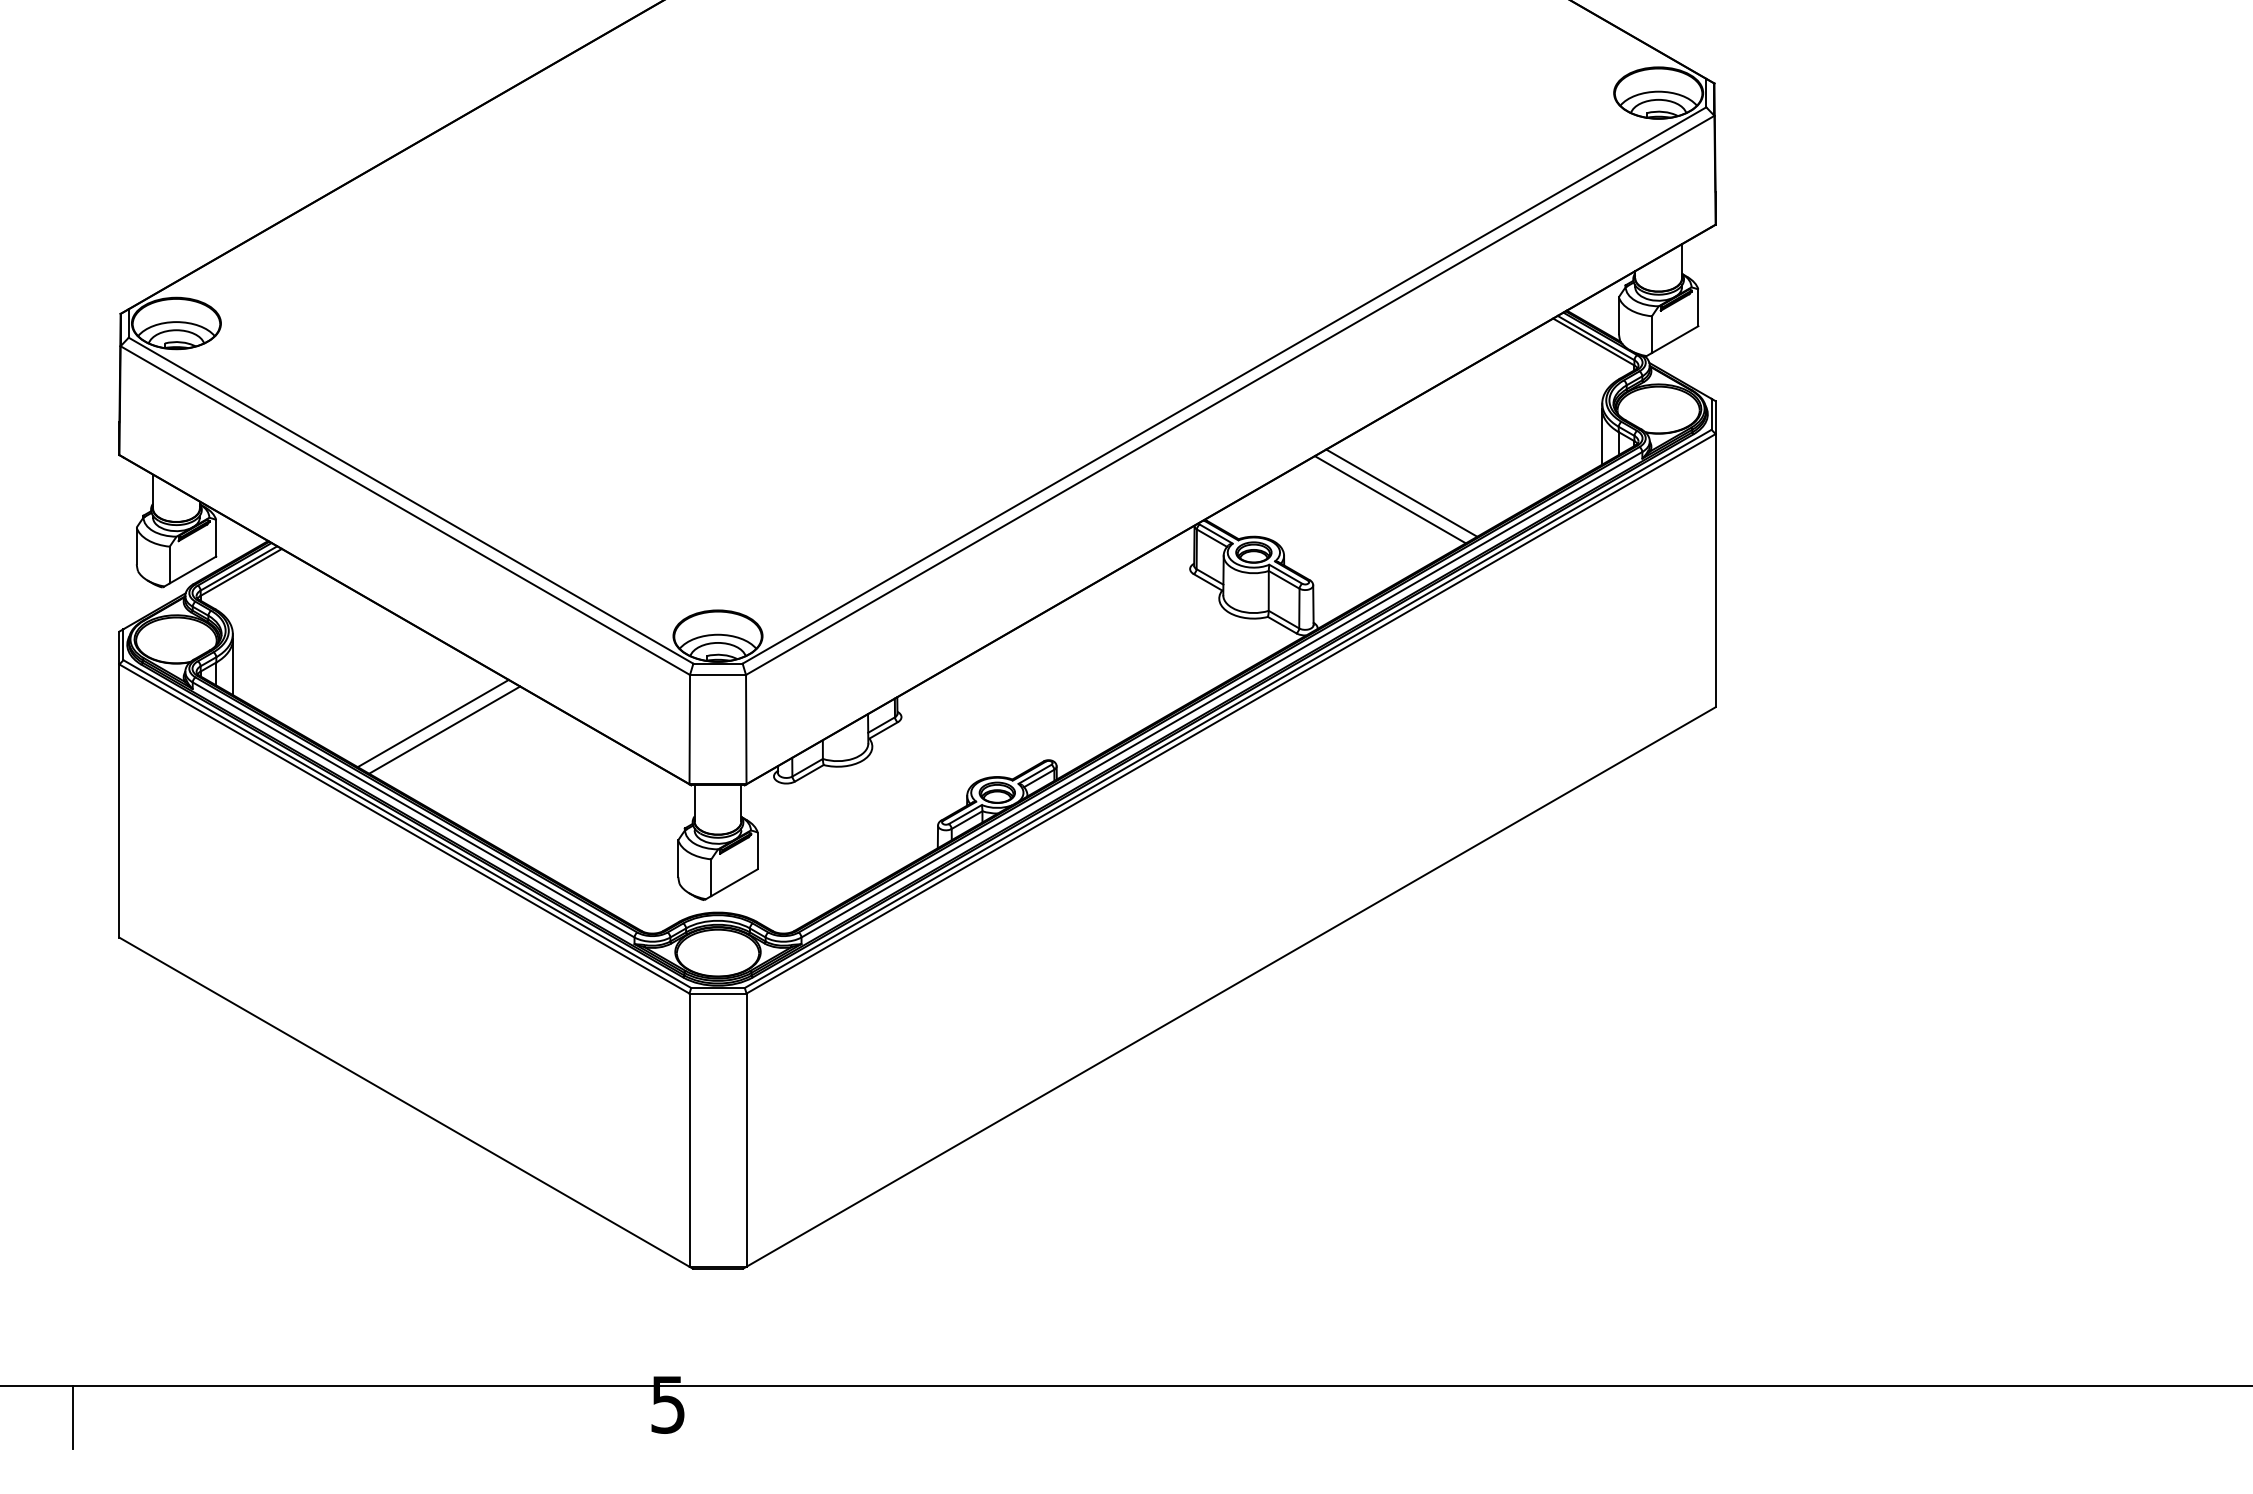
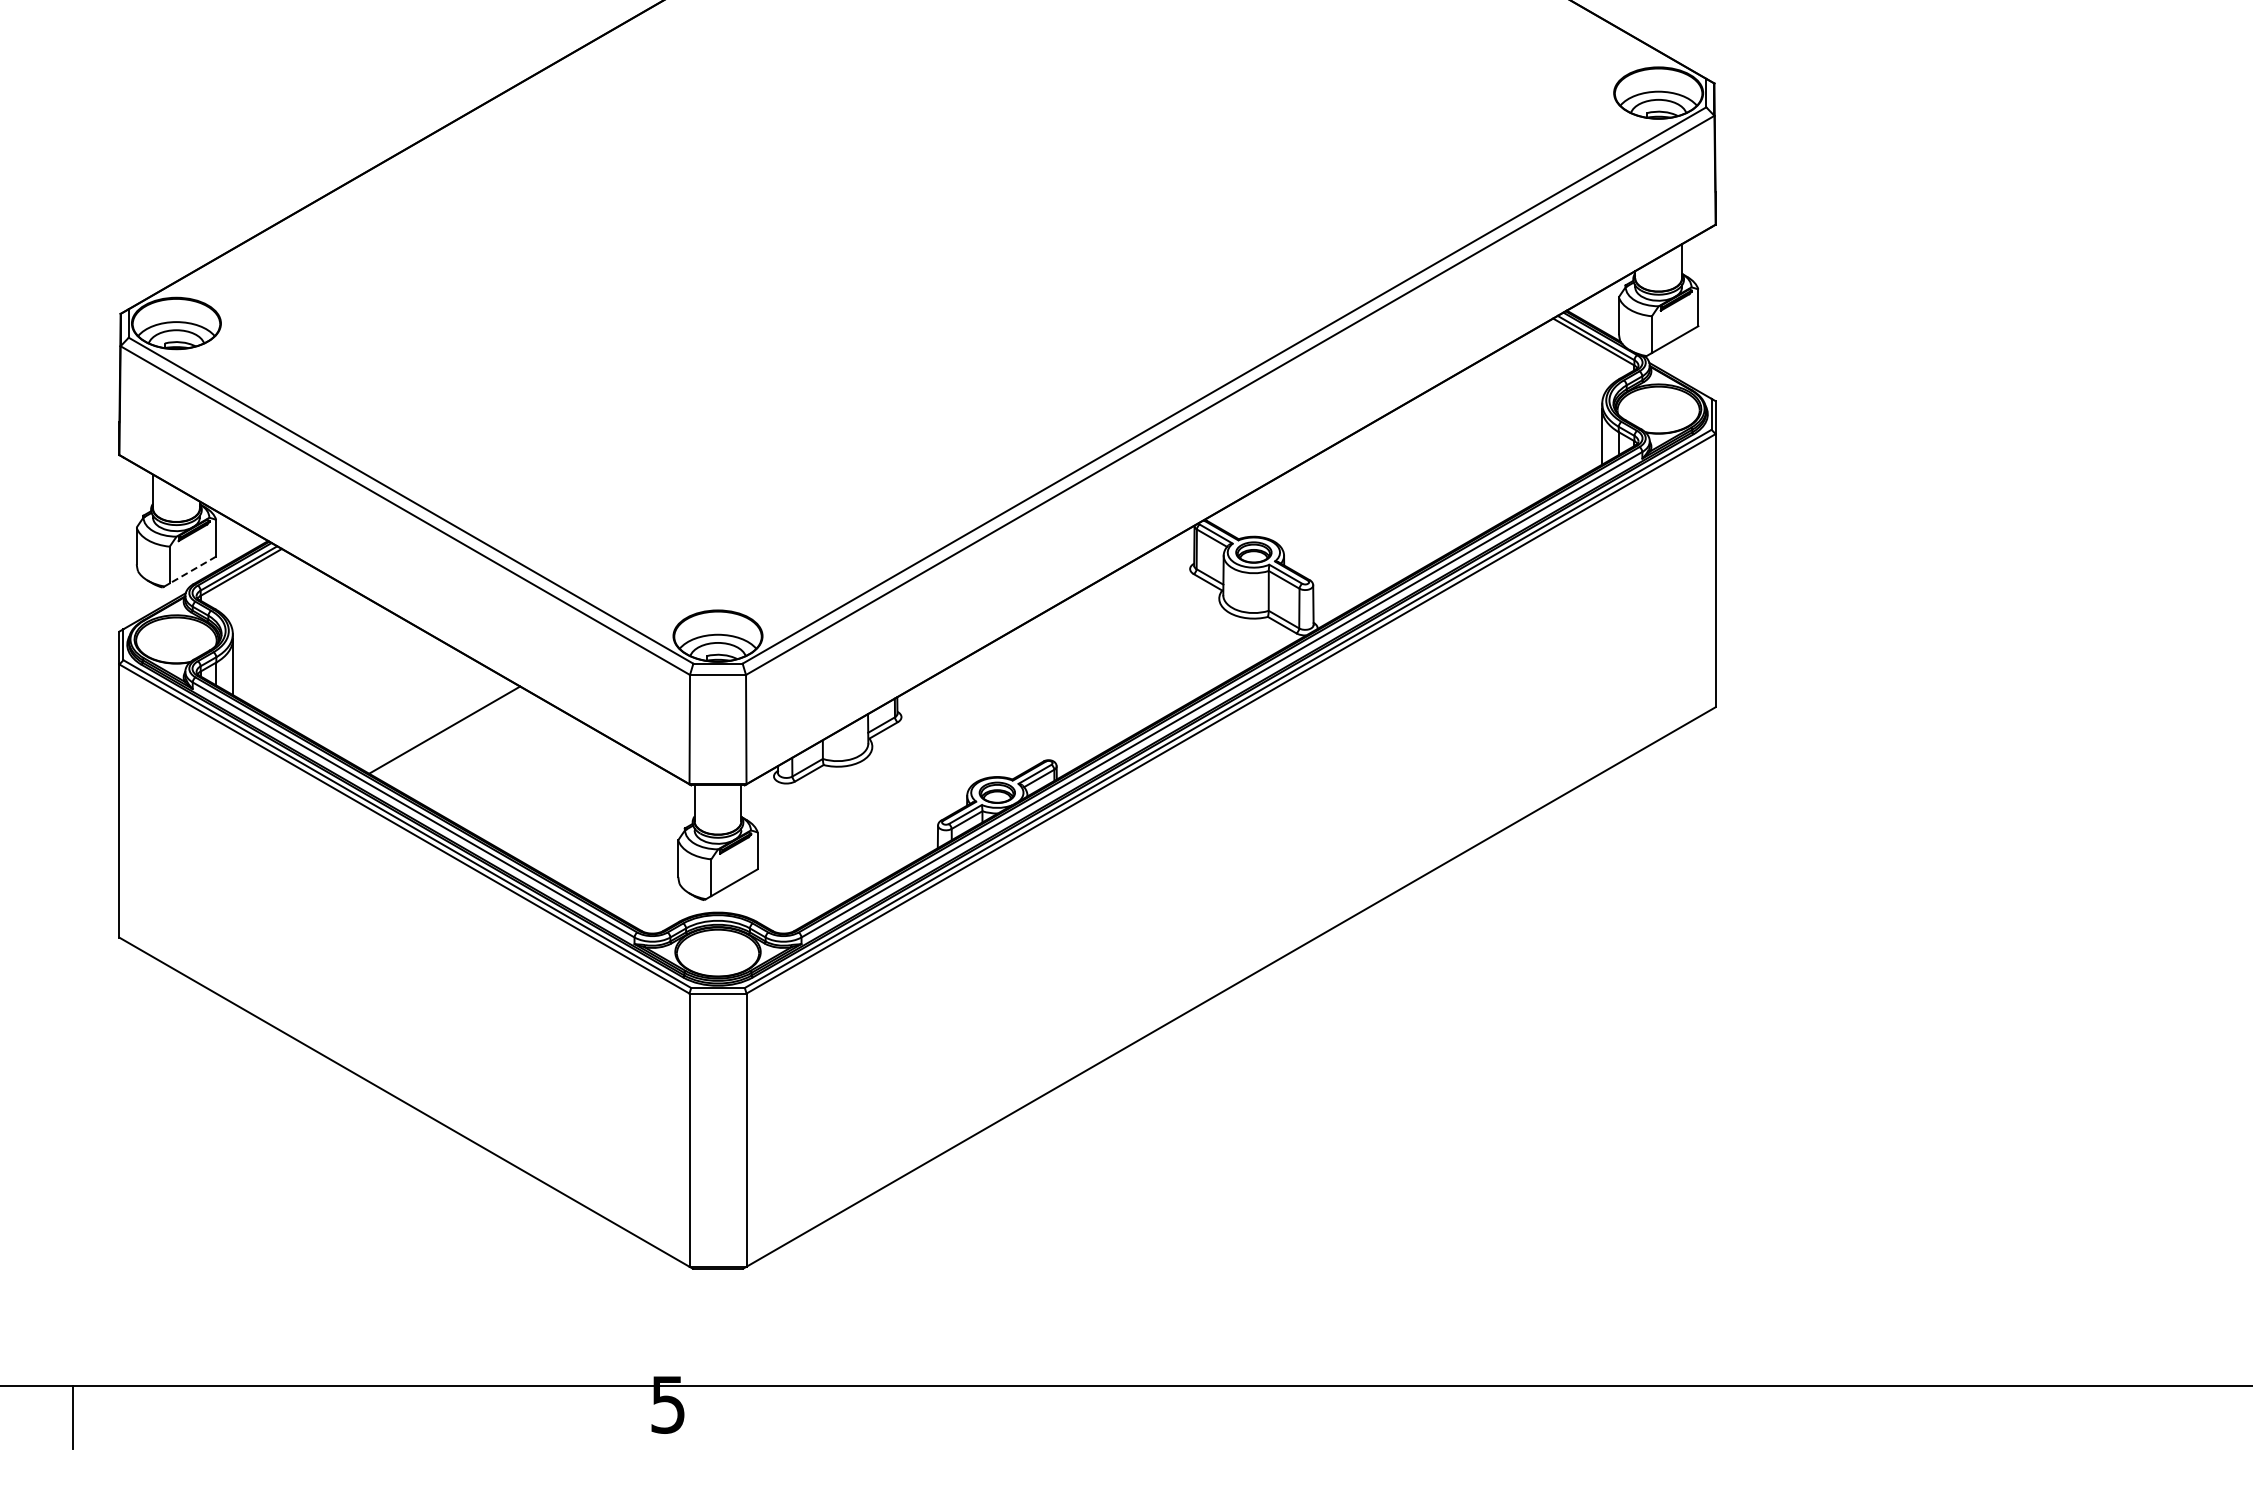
line: present -> none (1401, 492)
line: present -> none (1389, 499)
line: solid -> dashed (192, 570)
line: present -> none (432, 723)
